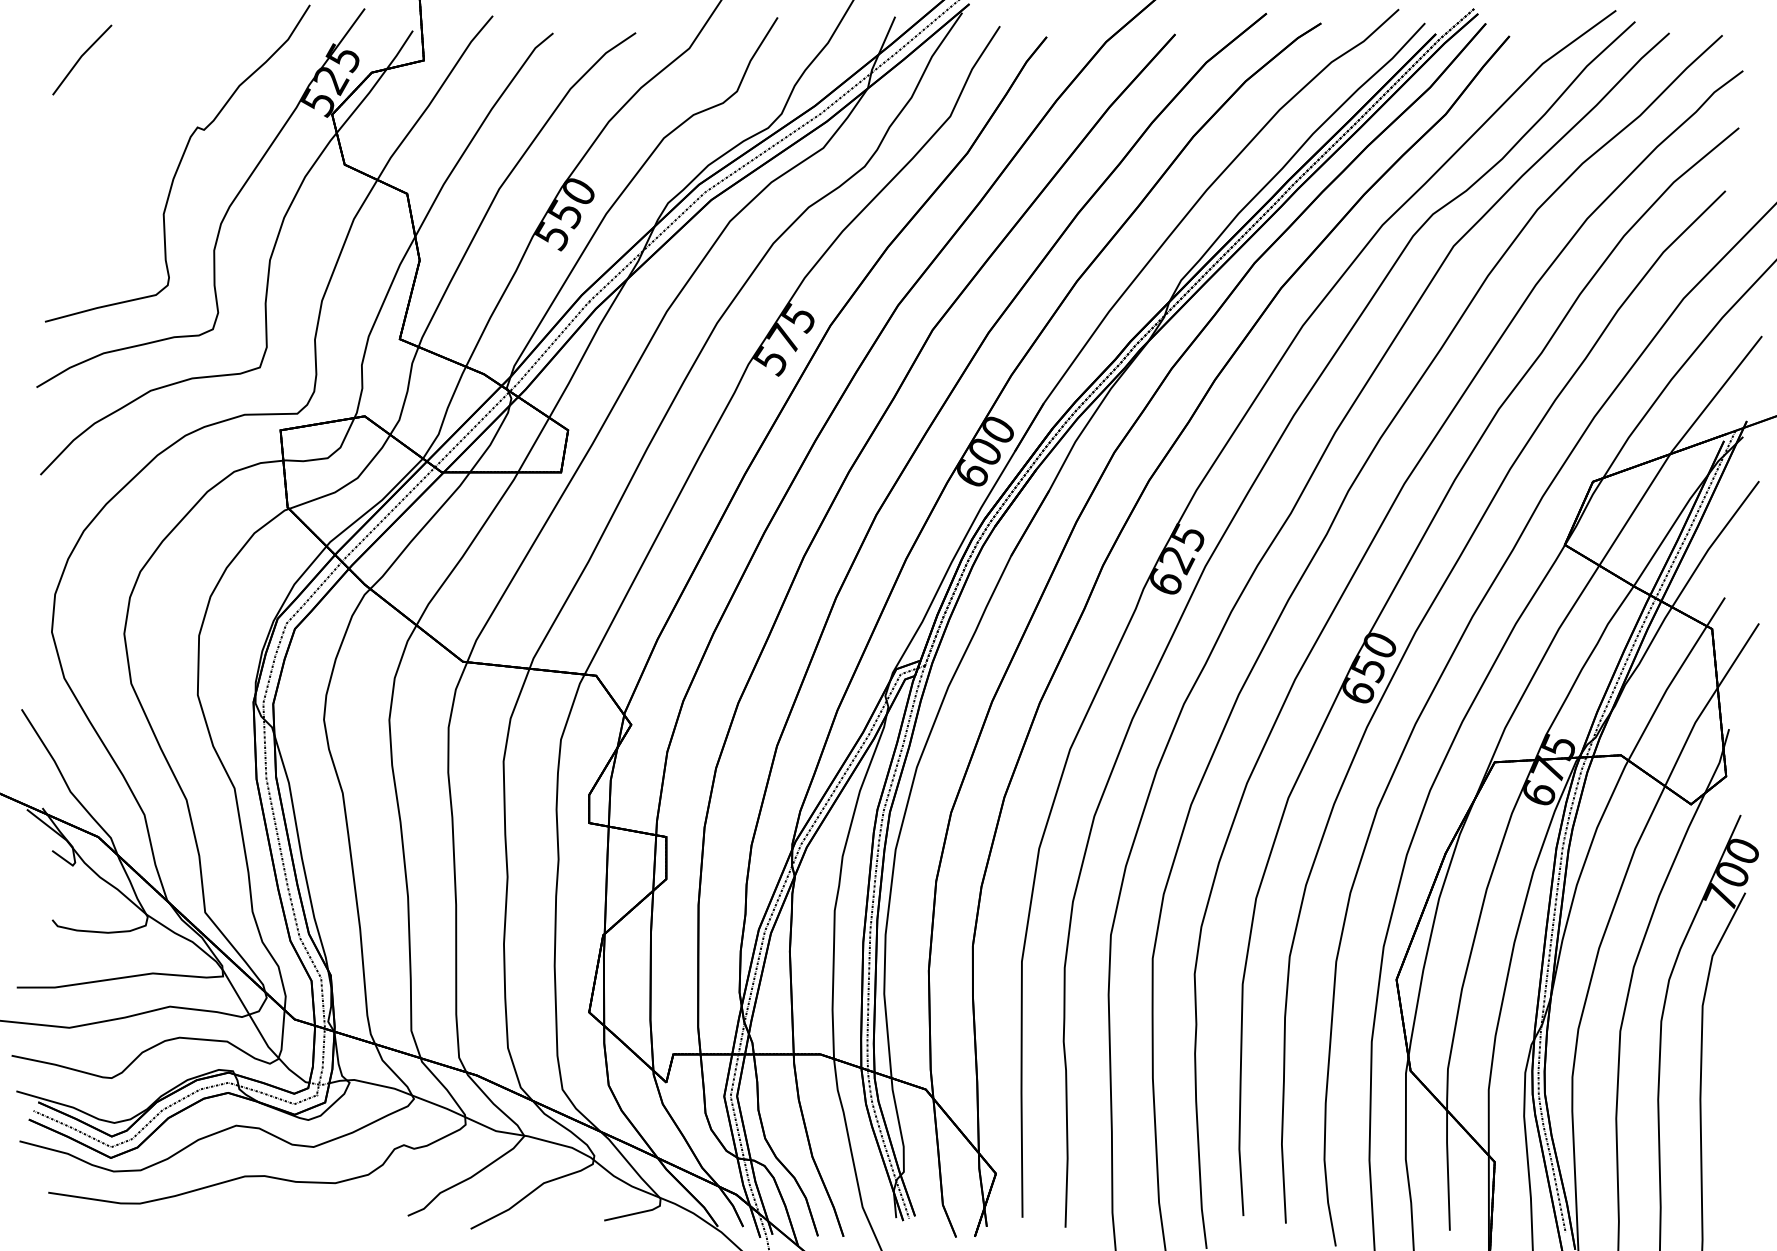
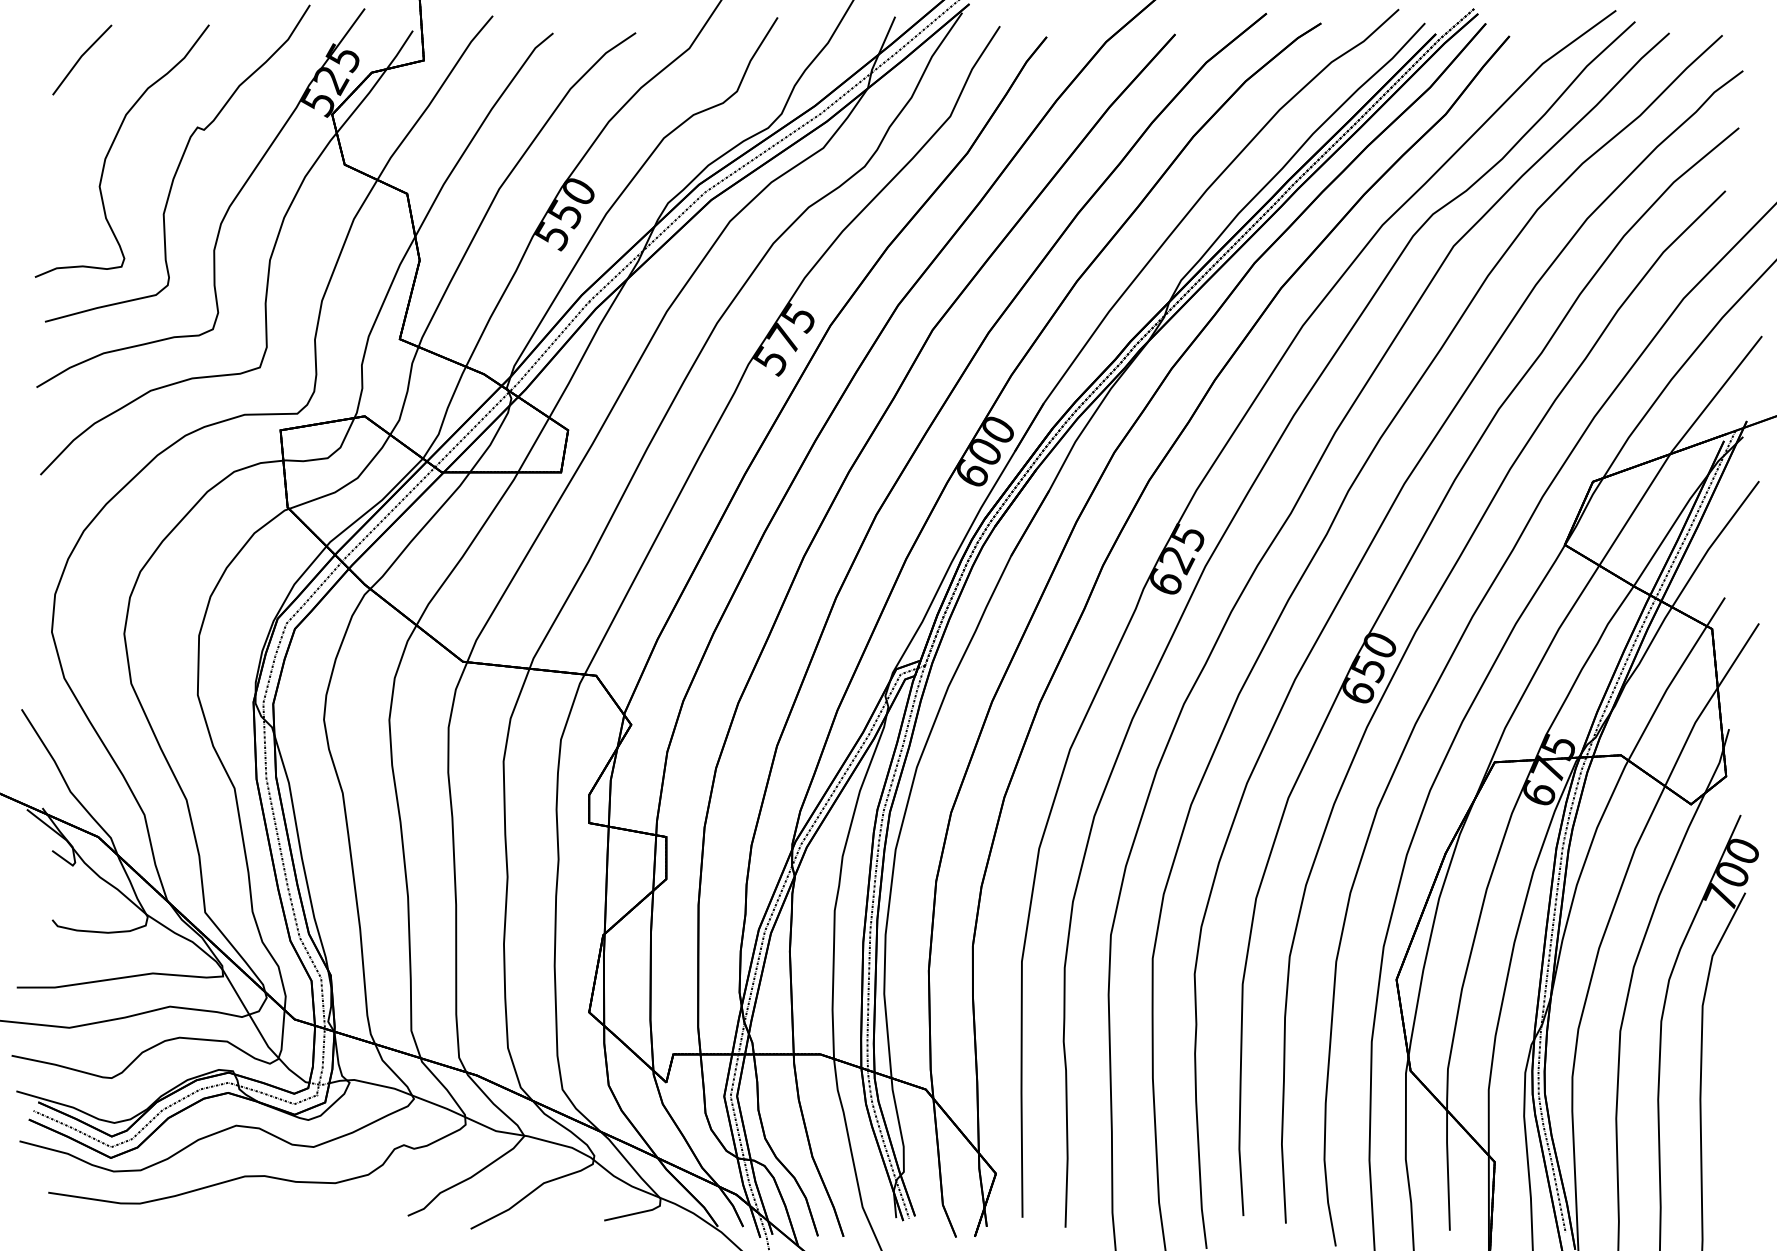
part: none -> present (112, 146)
